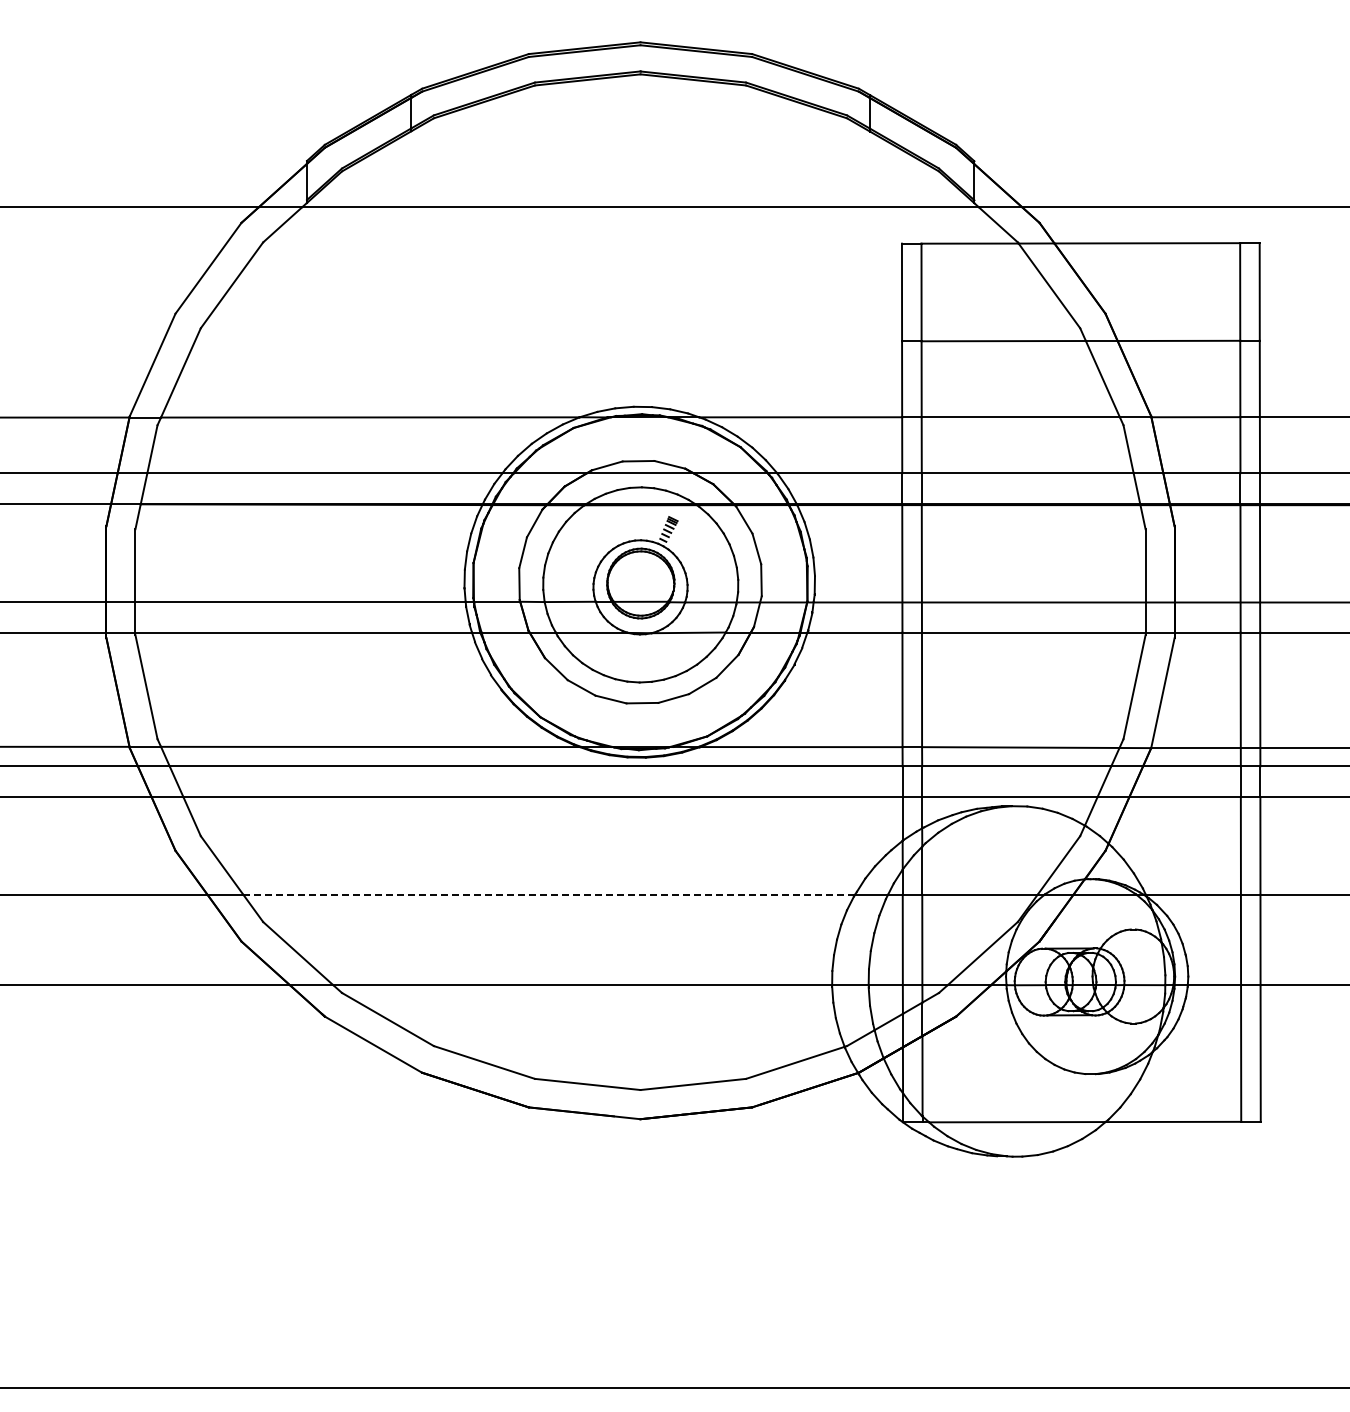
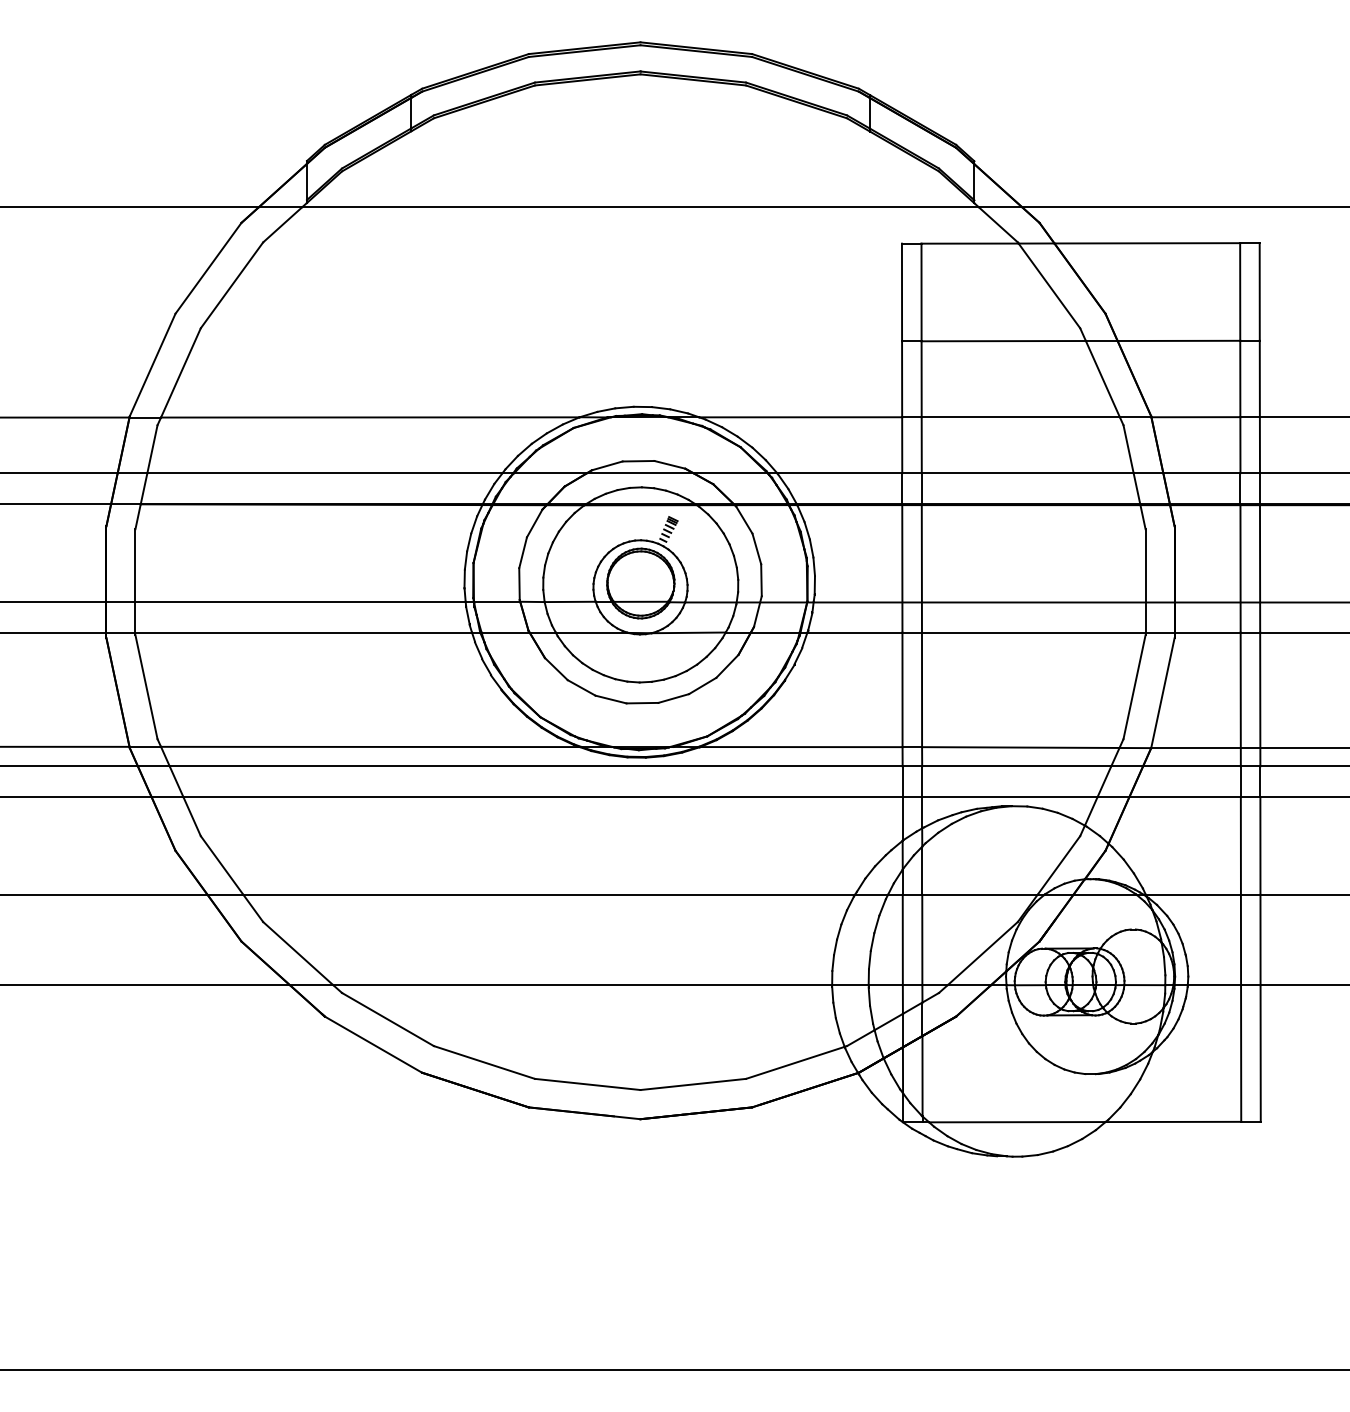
line: dashed -> solid (549, 894)
line position: (674, 1387) -> (674, 1369) (674, 1369)
